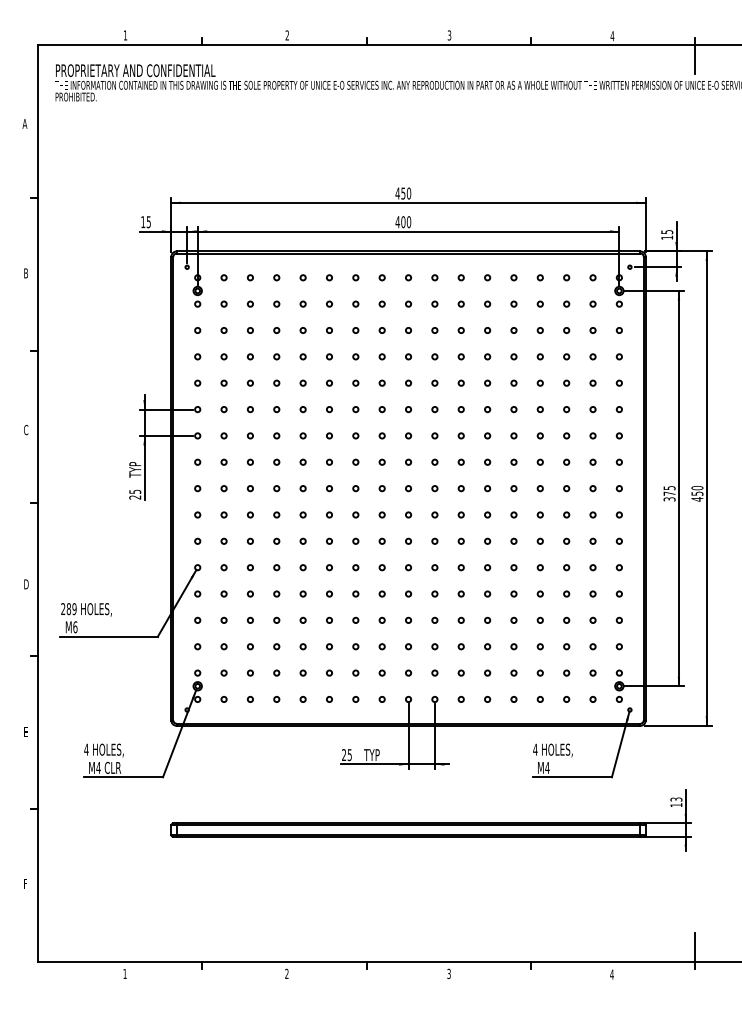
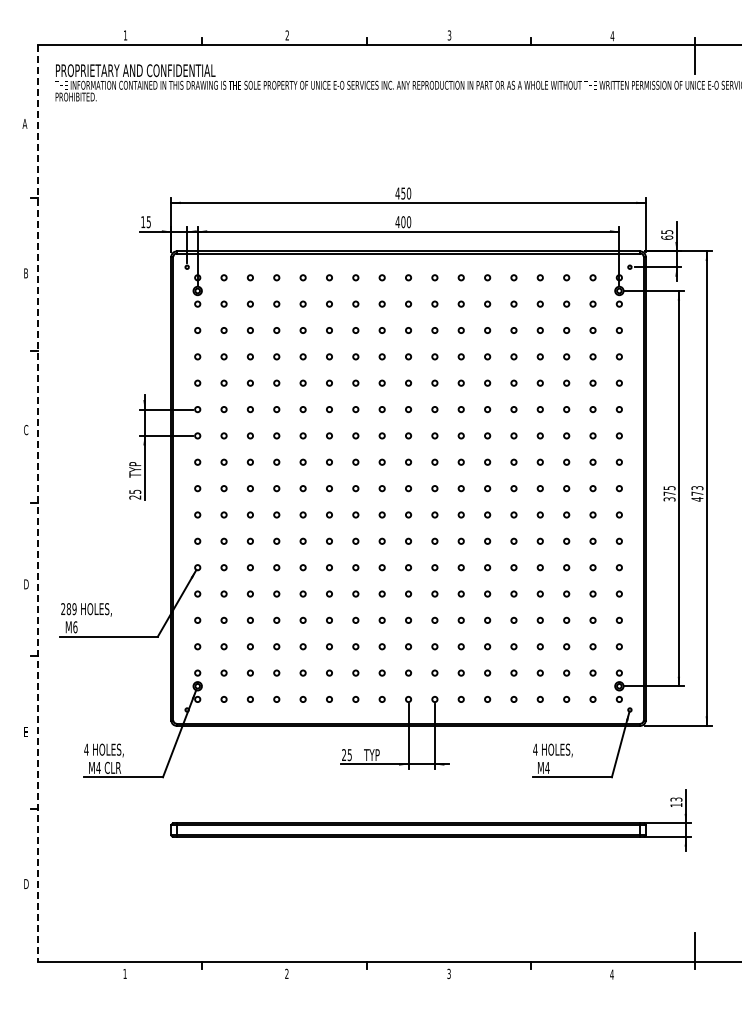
text: 15 -> 65 (667, 237)
text: 450 -> 473 (697, 490)
line: solid -> dashed (38, 503)
text: F -> D (26, 883)
